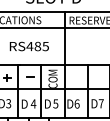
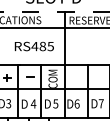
line: solid -> dashed (54, 12)
text position: (28, 46) -> (33, 46) (33, 46)
